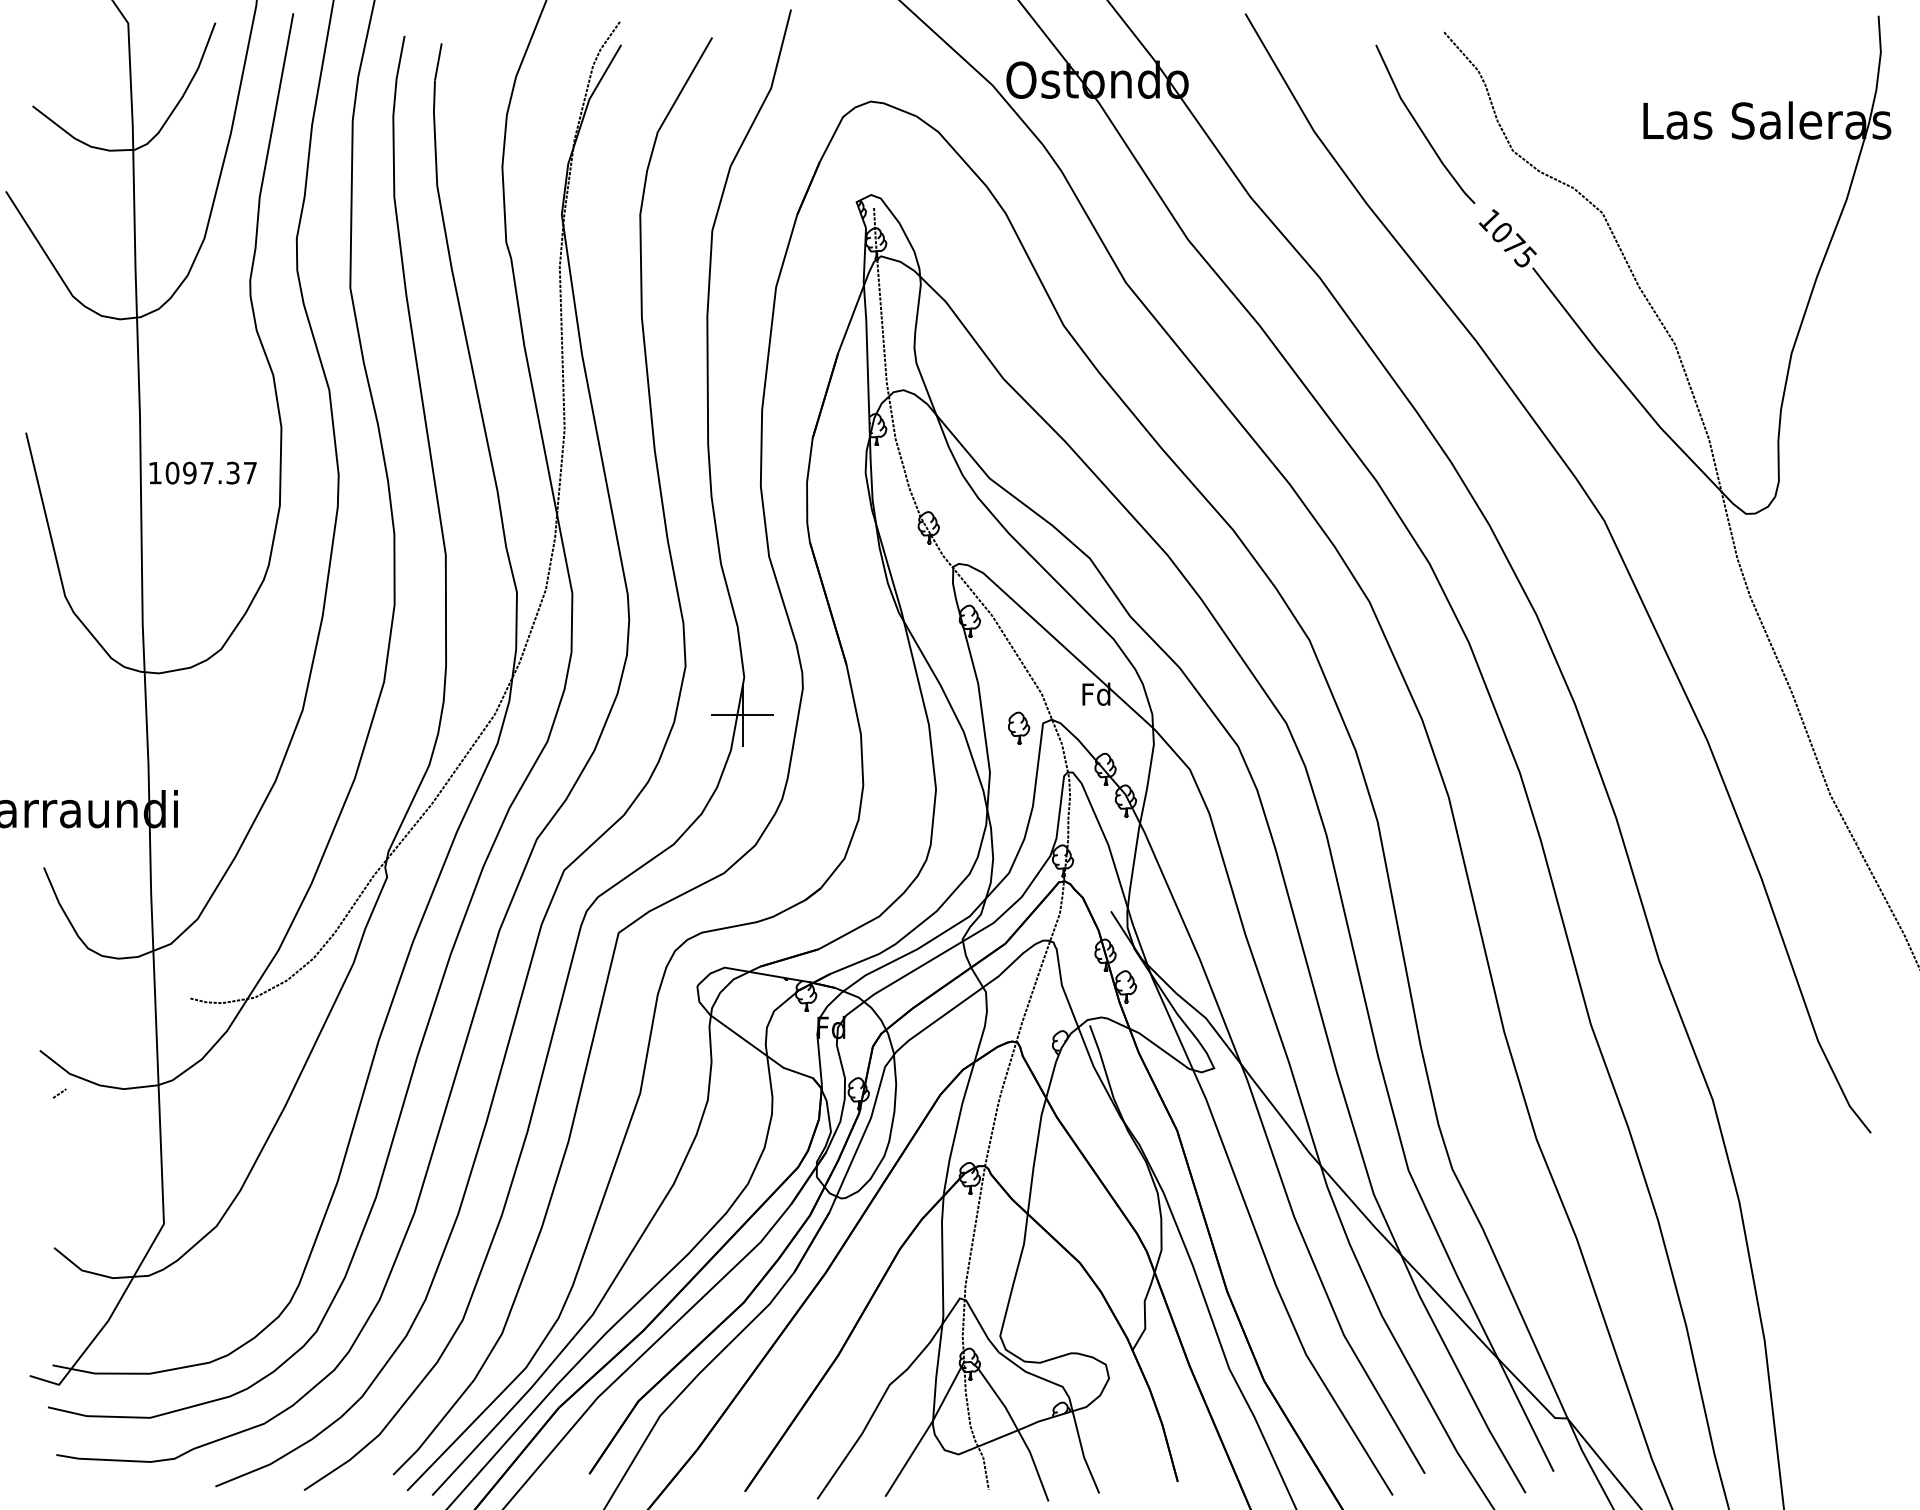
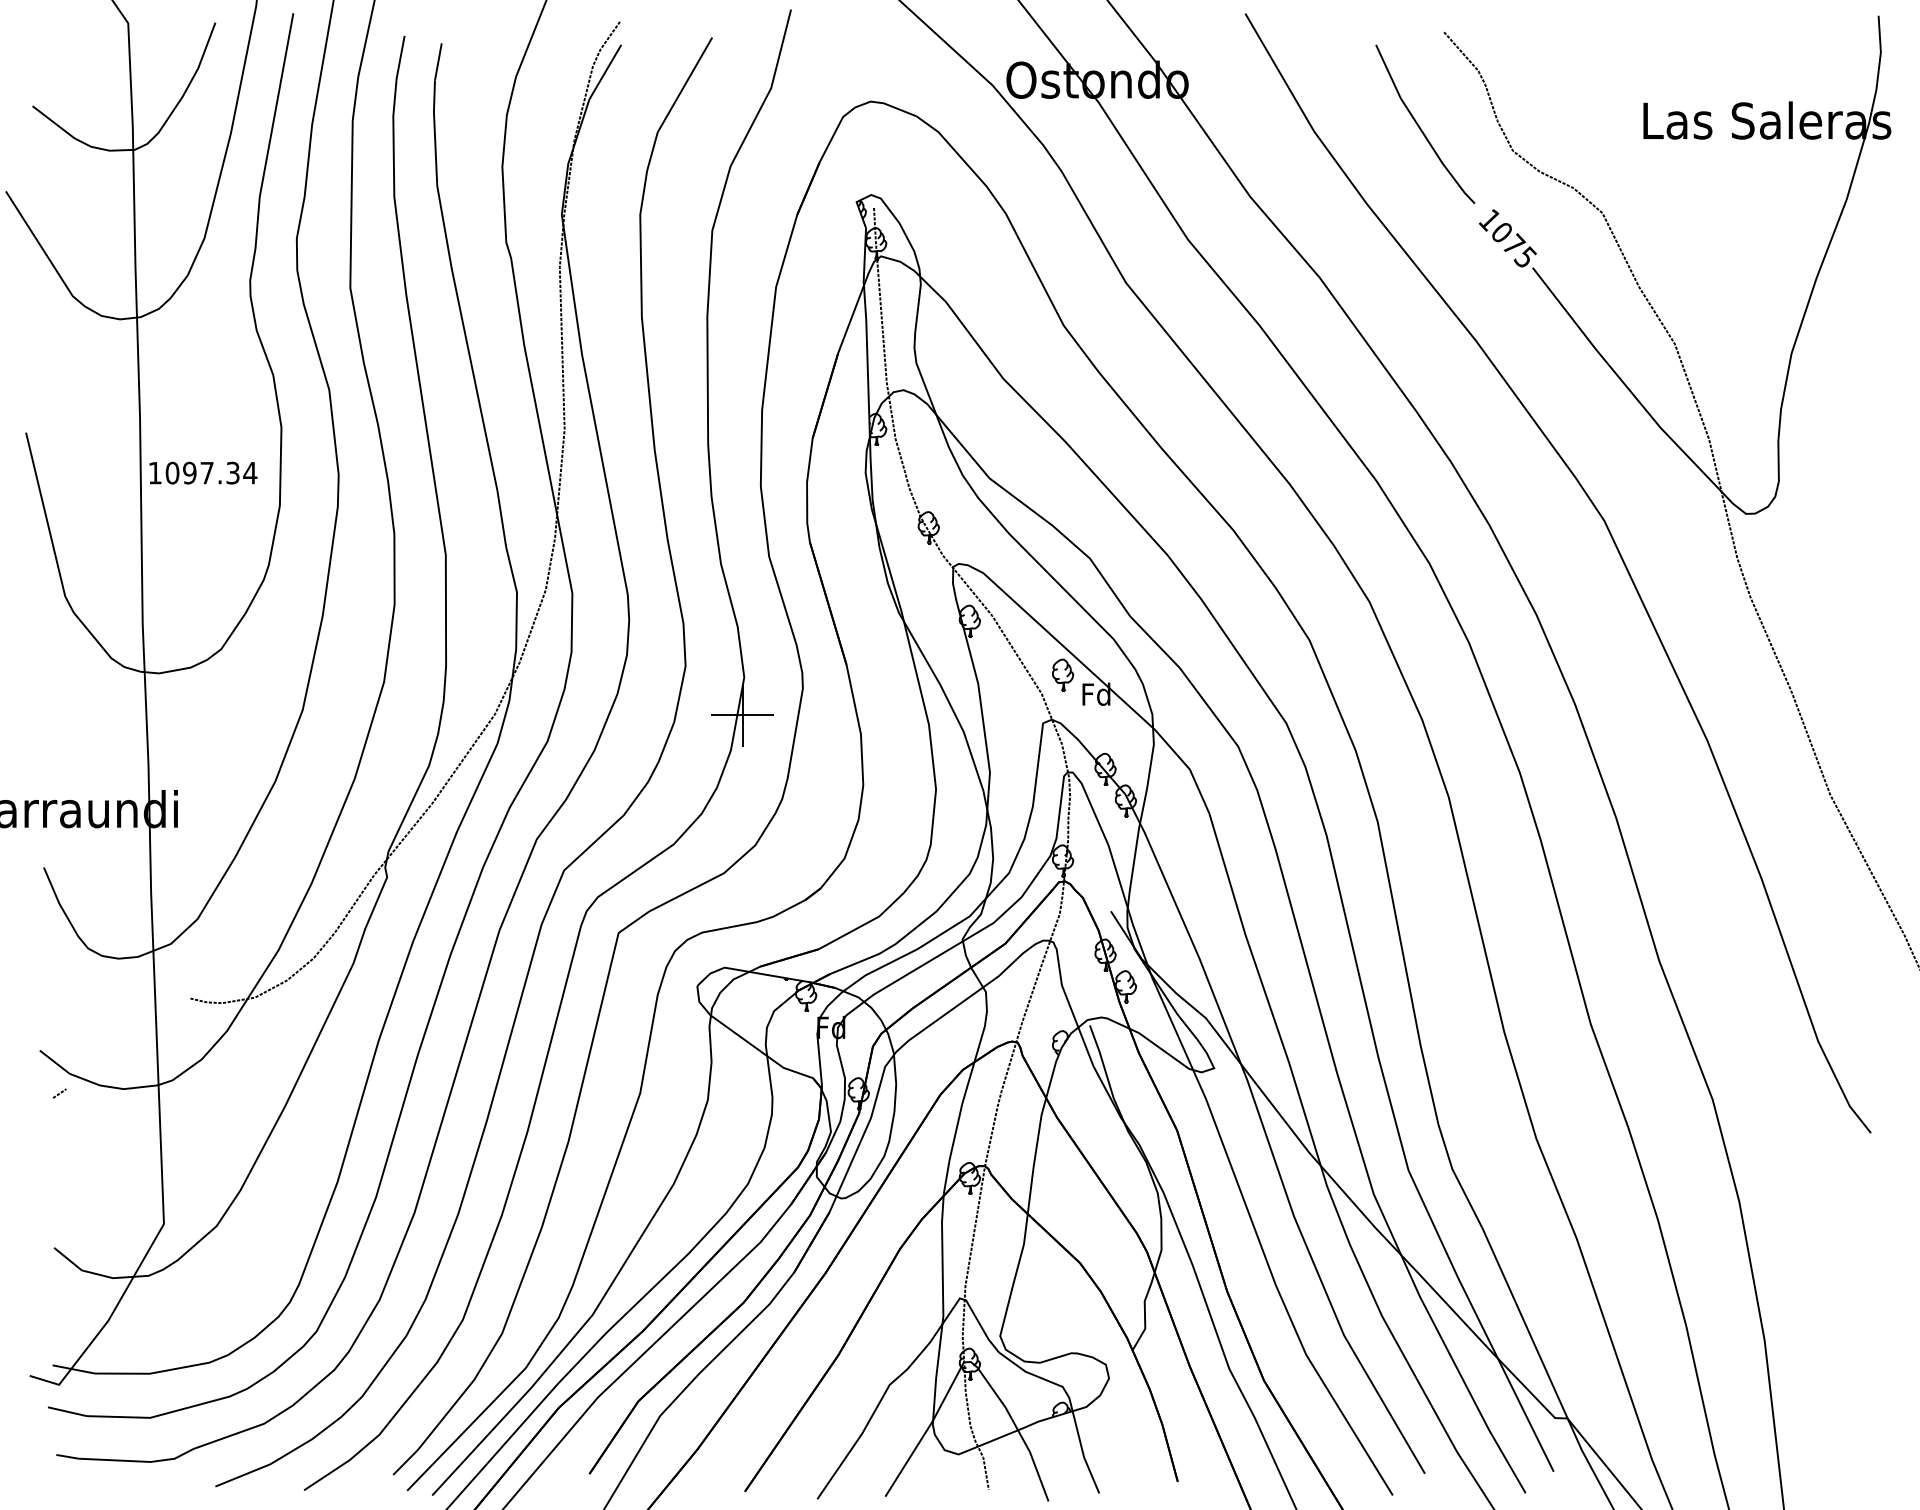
text: 1097.37 -> 1097.34 (250, 473)
part position: (1019, 727) -> (1063, 674) (1063, 674)
